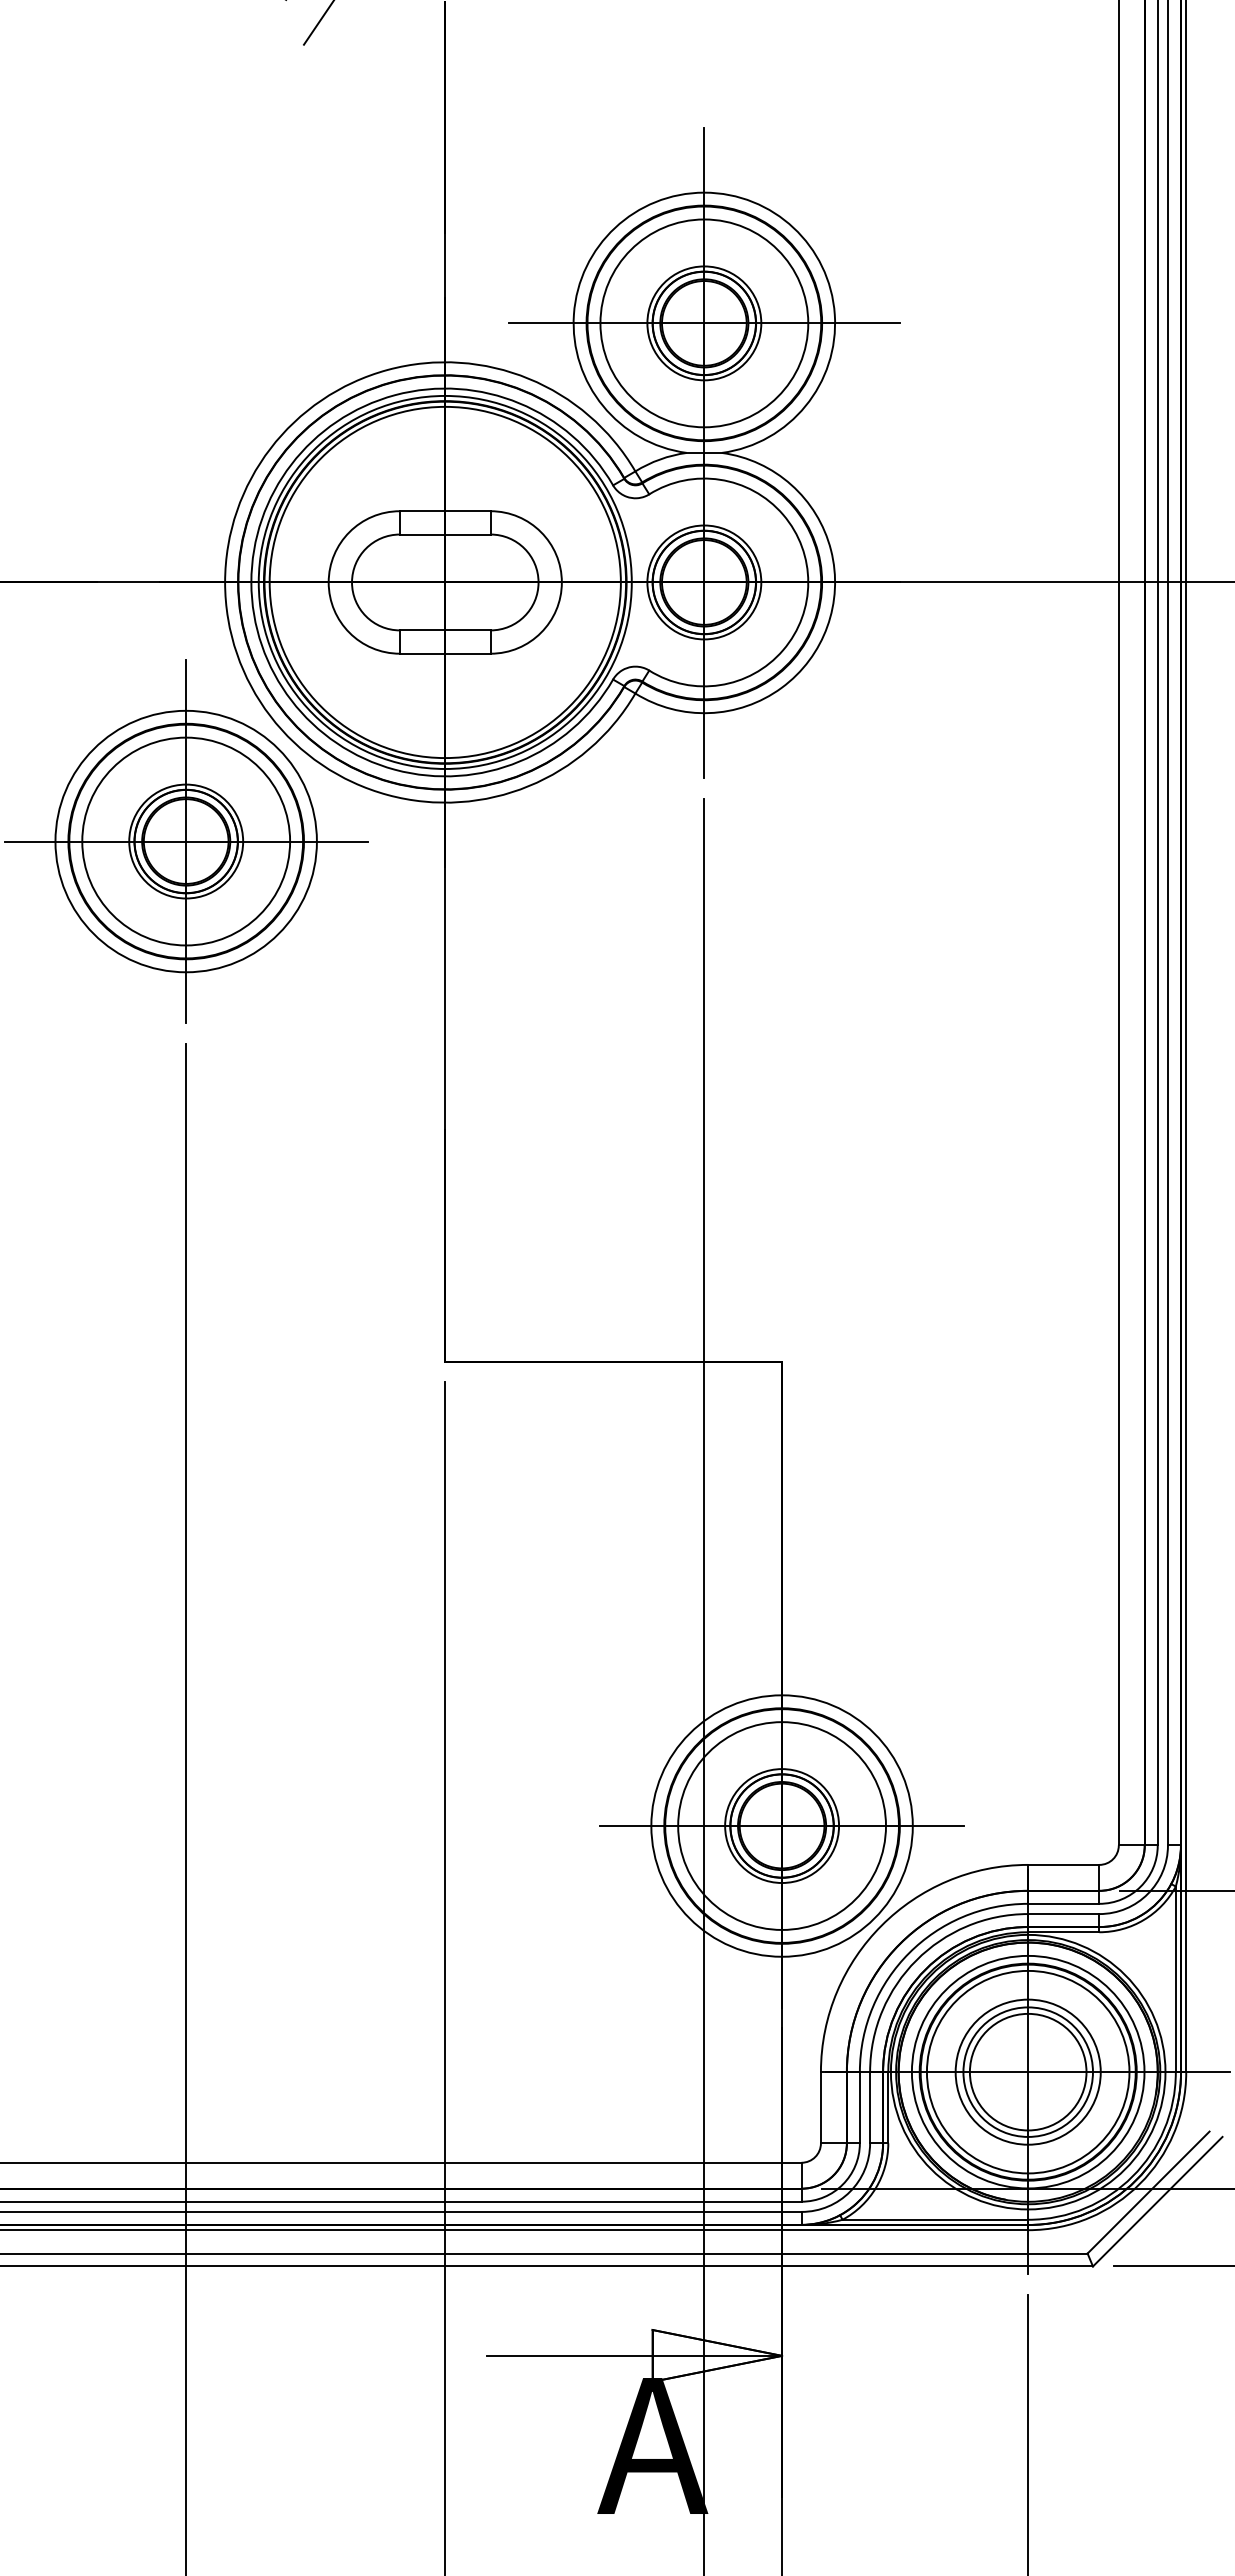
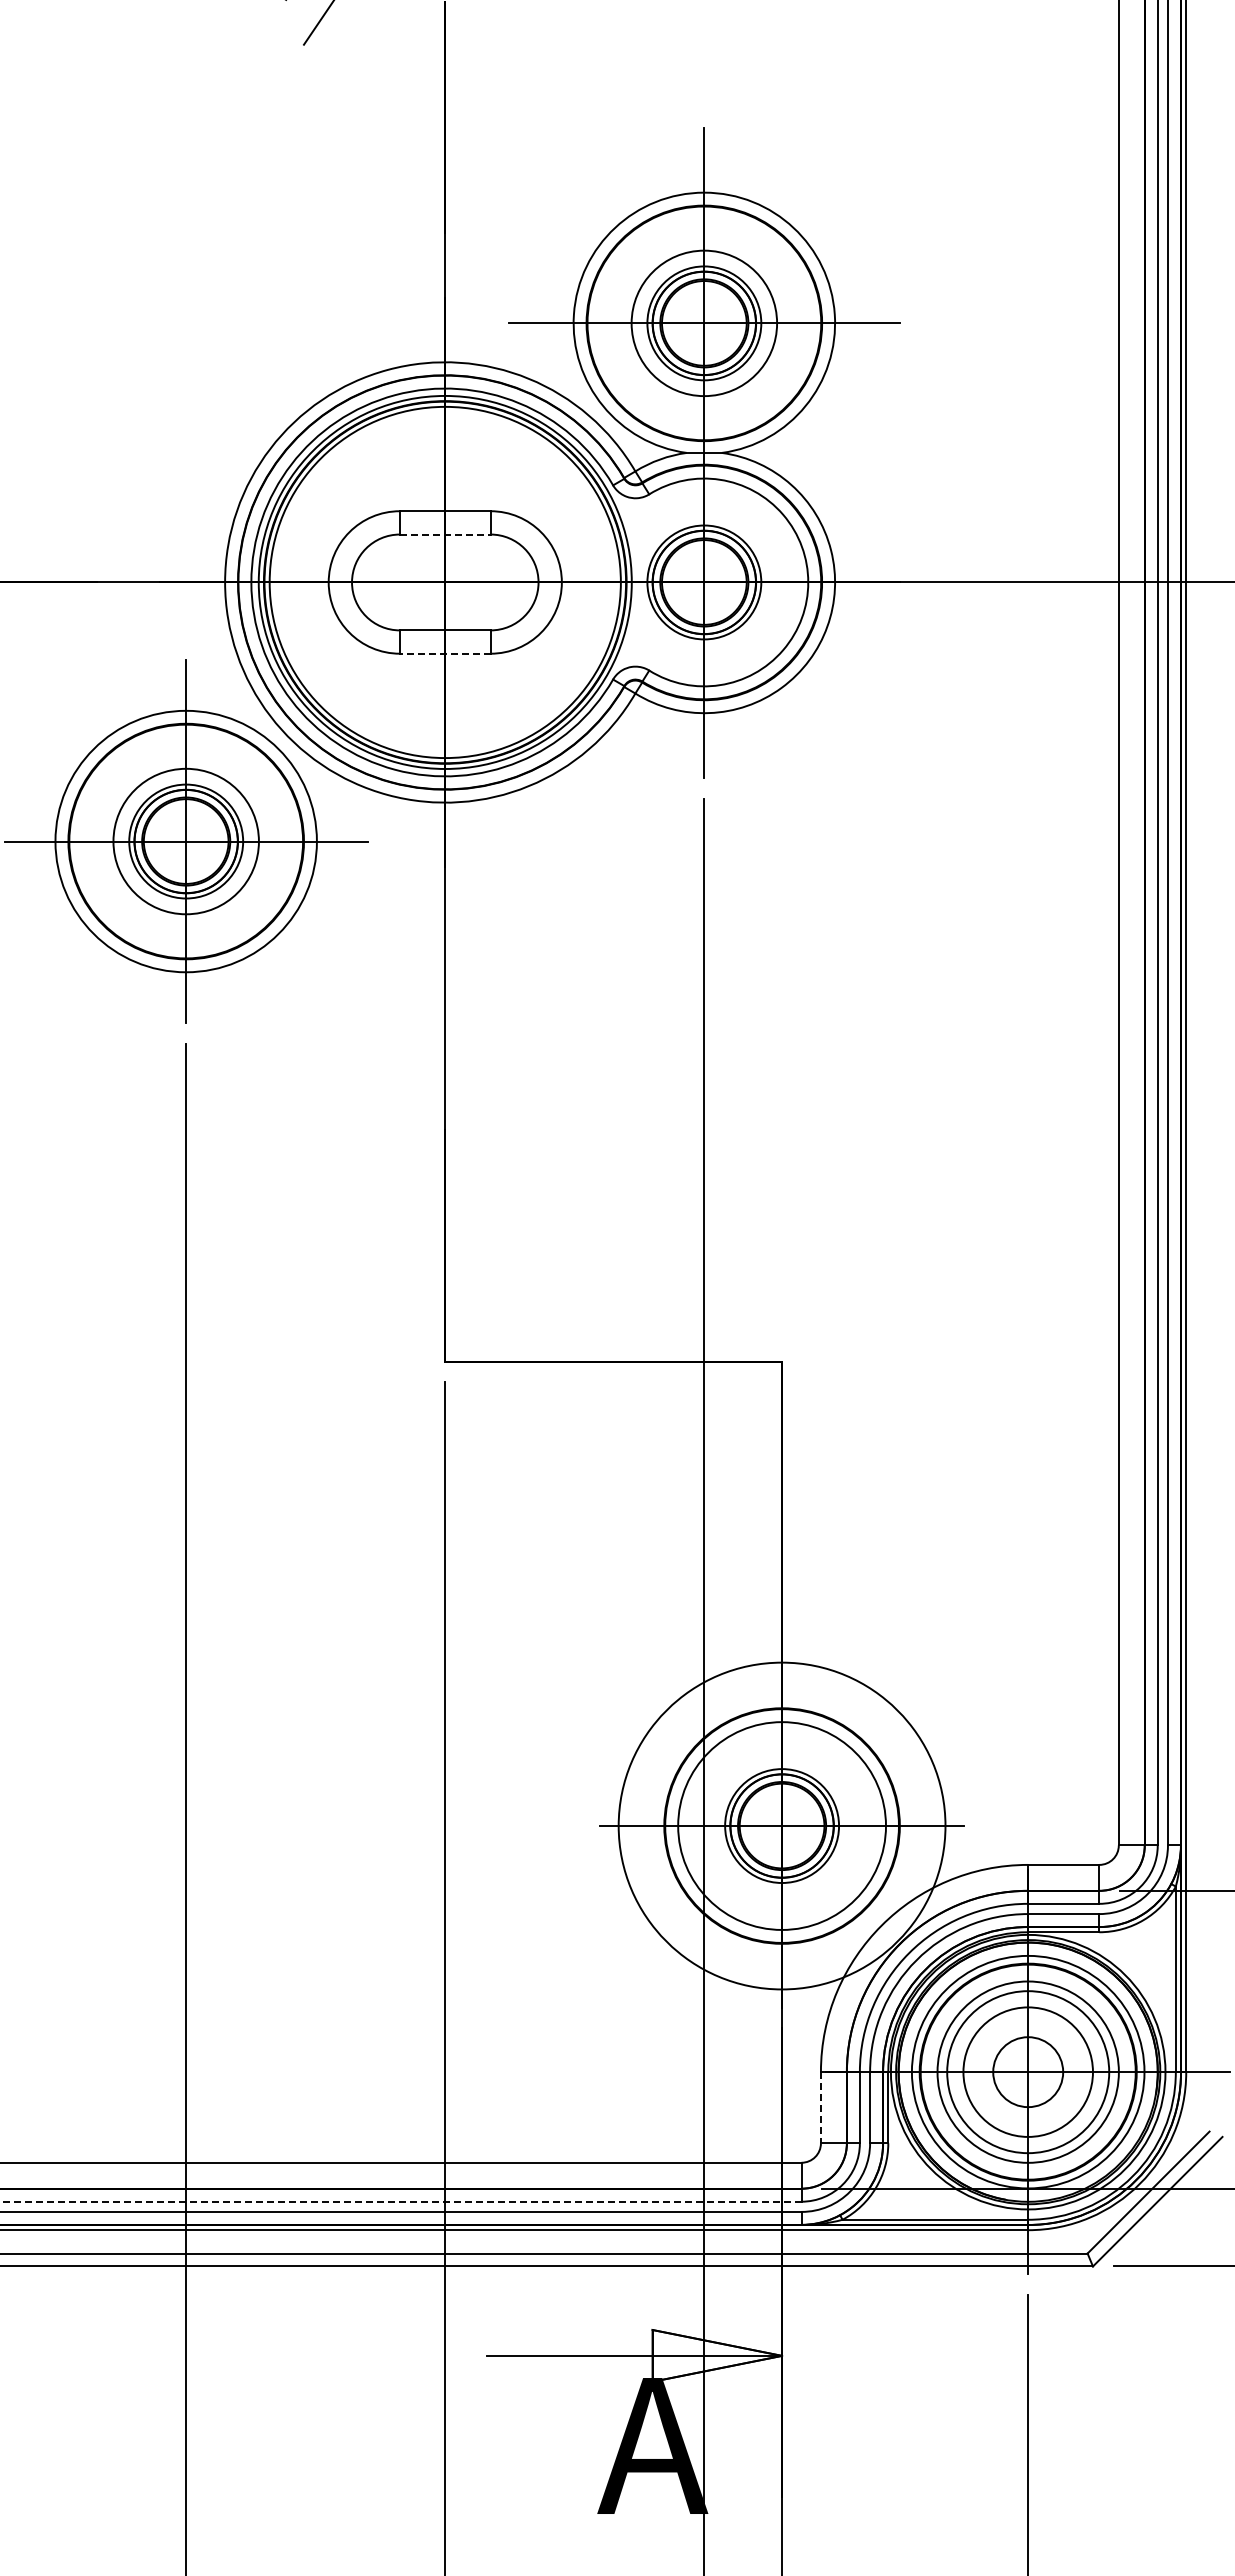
circle diameter: 208 px -> 145 px (704, 323)
line: solid -> dashed (445, 534)
line: solid -> dashed (444, 653)
circle diameter: 208 px -> 145 px (185, 841)
circle diameter: 261 px -> 327 px (781, 1825)
circle diameter: 117 px -> 70 px (1028, 2072)
circle diameter: 145 px -> 181 px (1027, 2071)
circle diameter: 203 px -> 162 px (1028, 2072)
line: solid -> dashed (820, 2107)
line: solid -> dashed (401, 2201)
